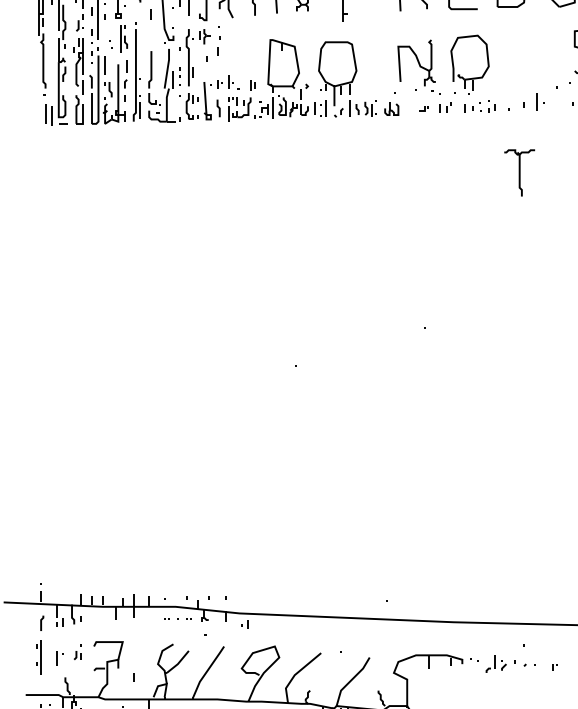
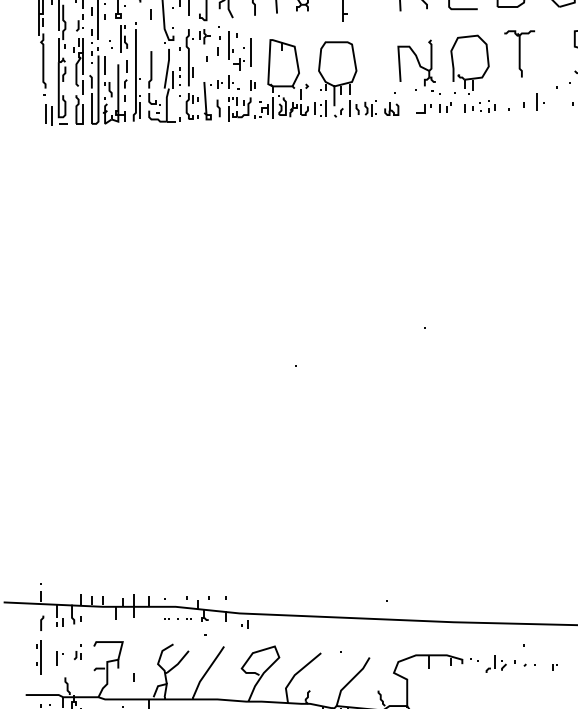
part: none -> present (239, 50)
part size: 10x6 px -> 16x10 px (423, 108)
part position: (519, 172) -> (519, 53) (519, 53)
